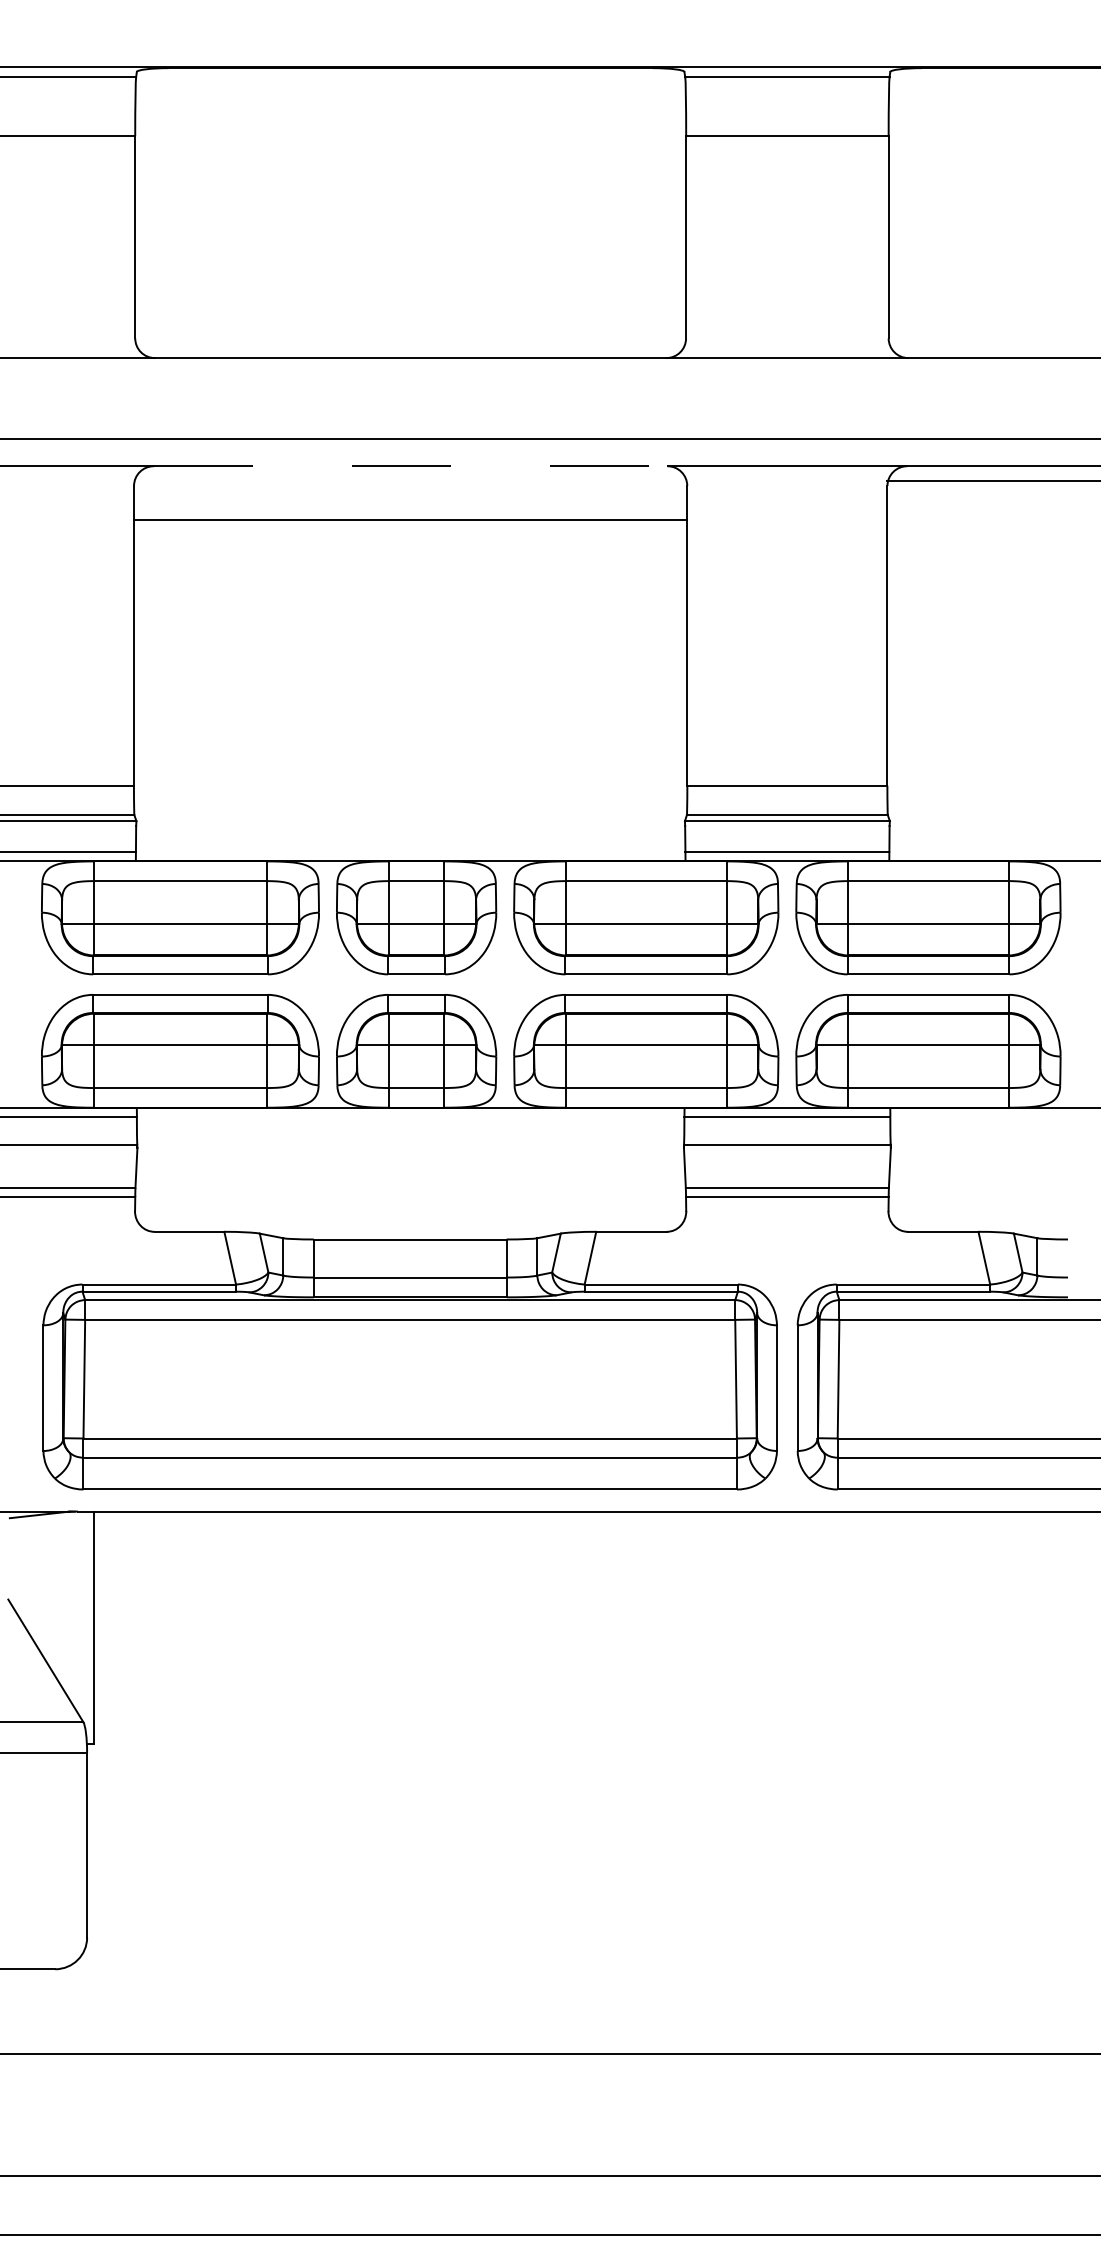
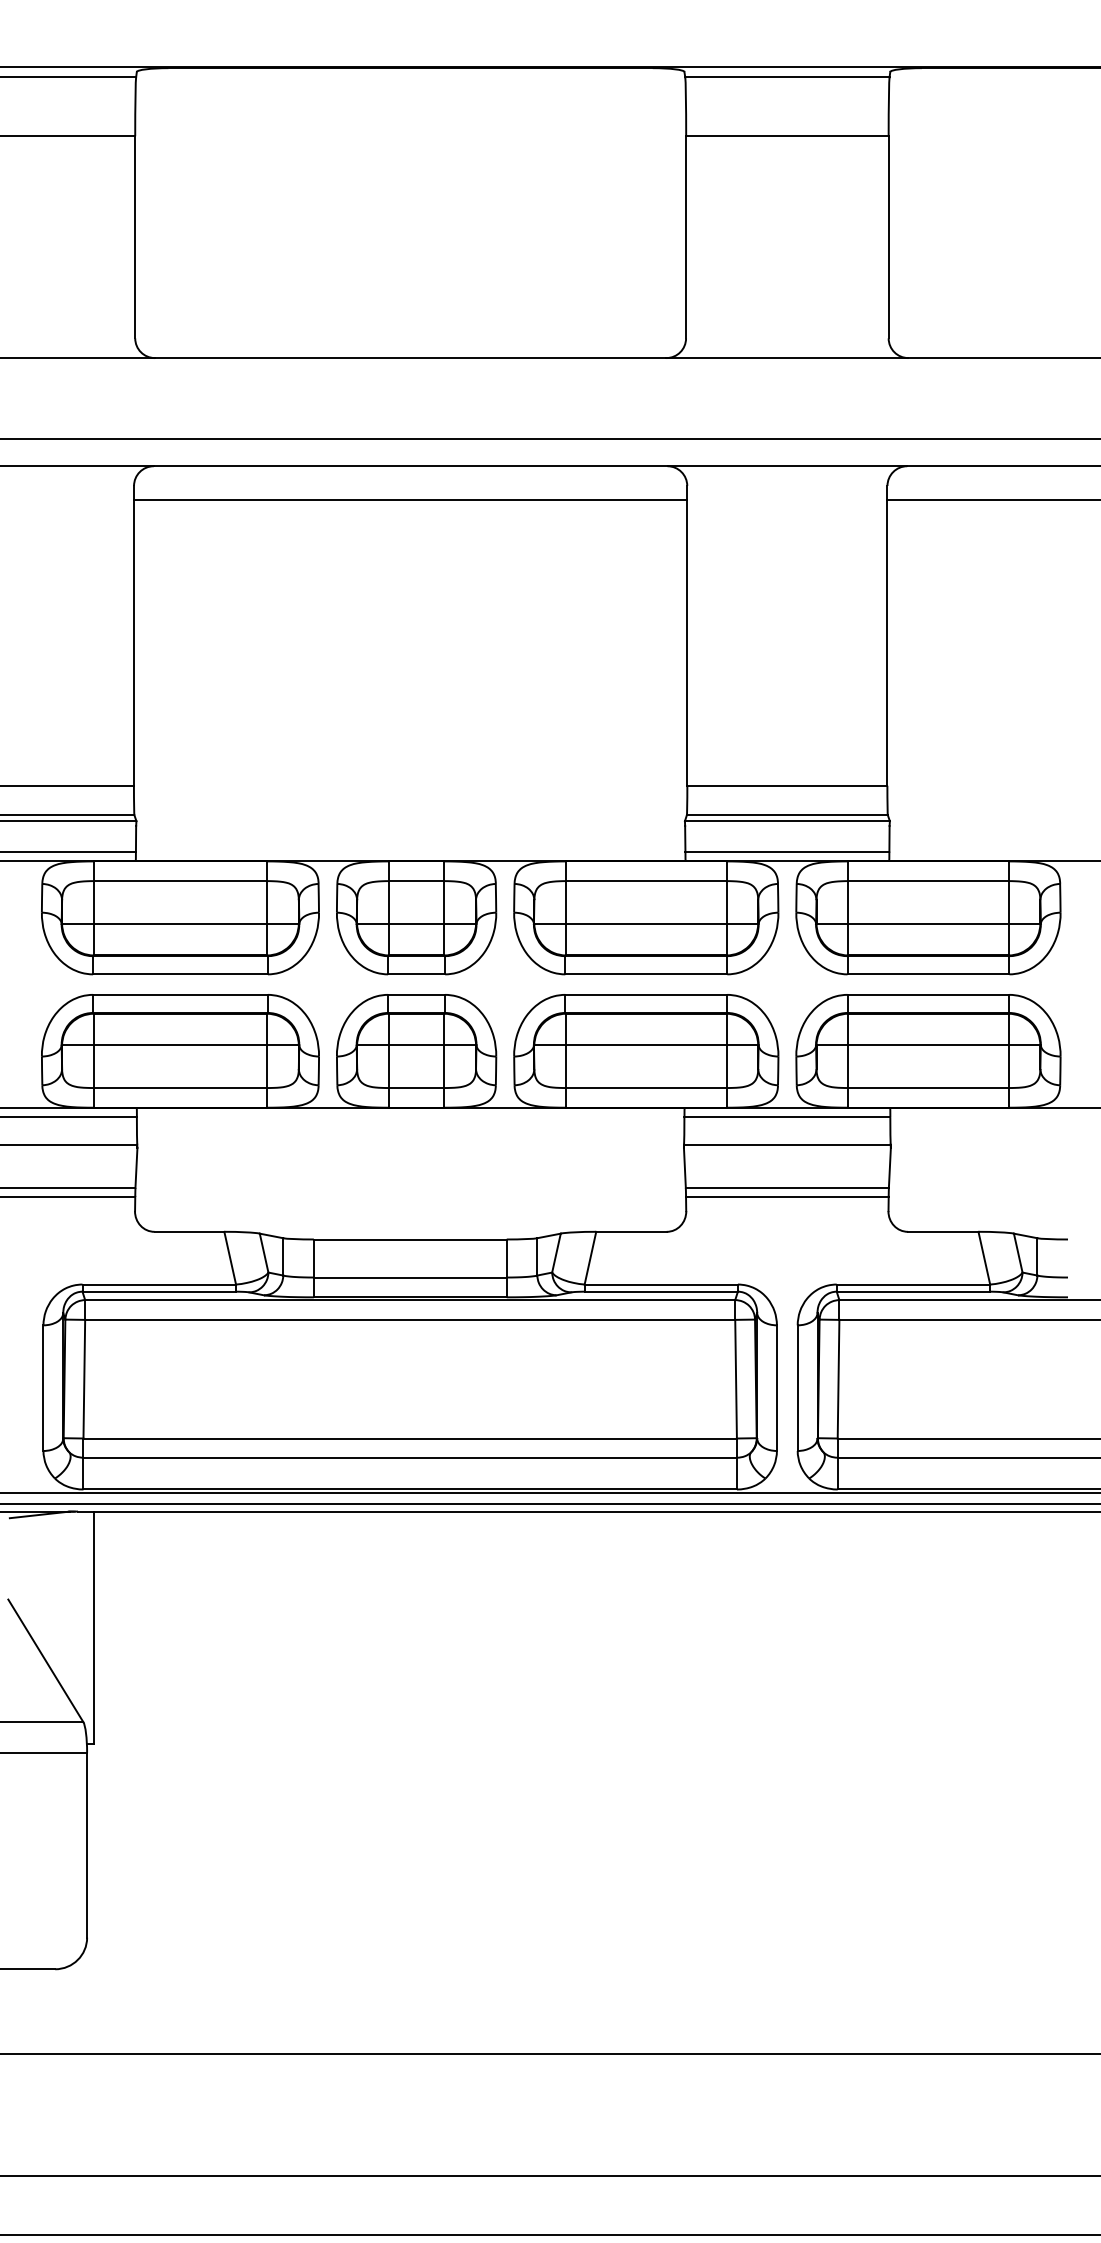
line: dashed -> solid (410, 466)
line position: (992, 480) -> (992, 499) (992, 499)
line position: (410, 519) -> (410, 499) (410, 499)
line: none -> present (549, 1492)
line: none -> present (549, 1504)
